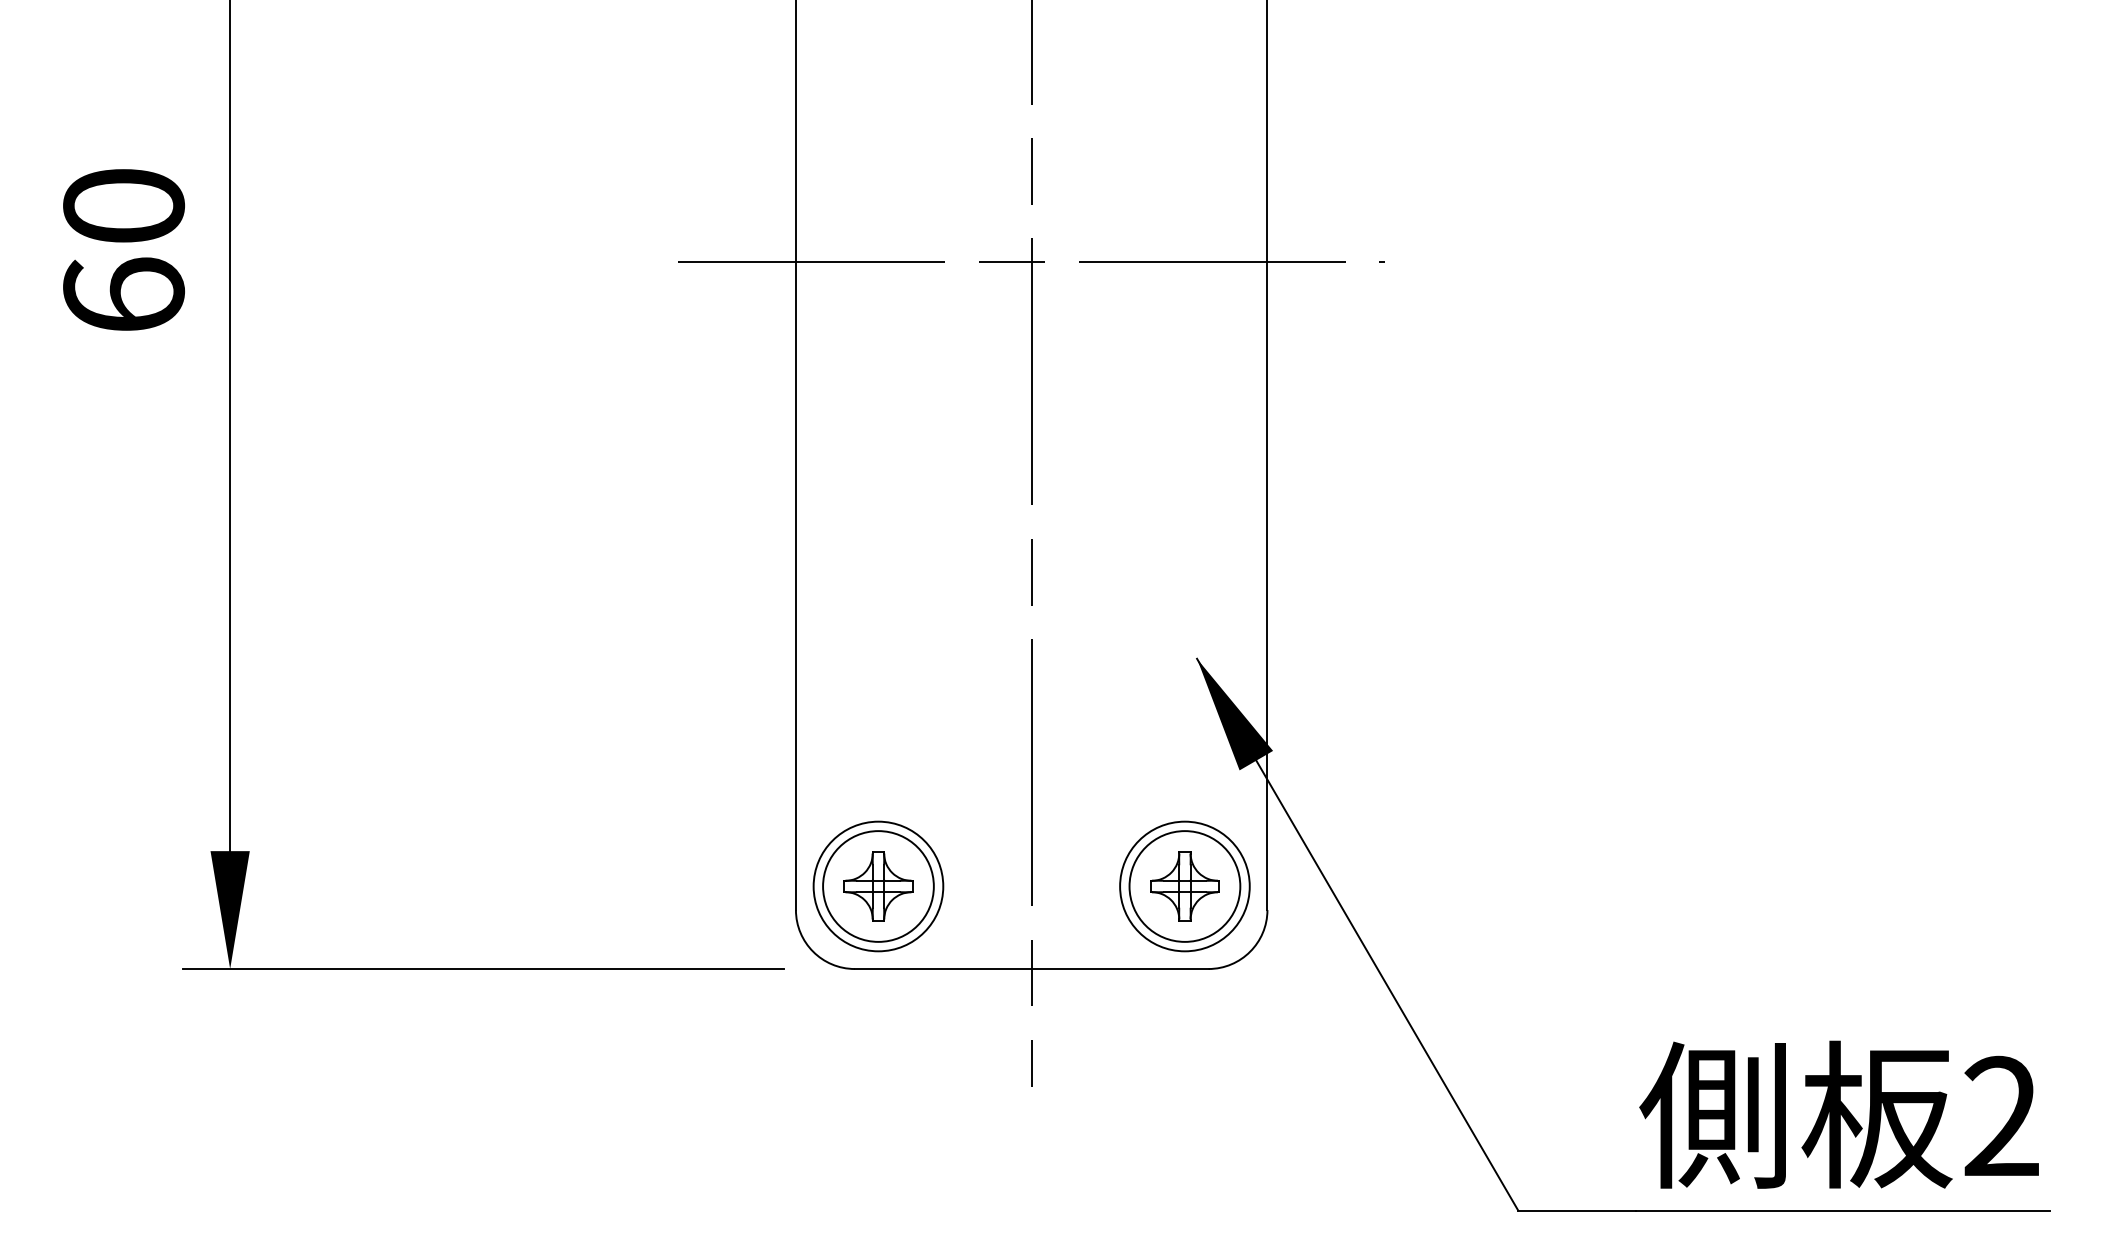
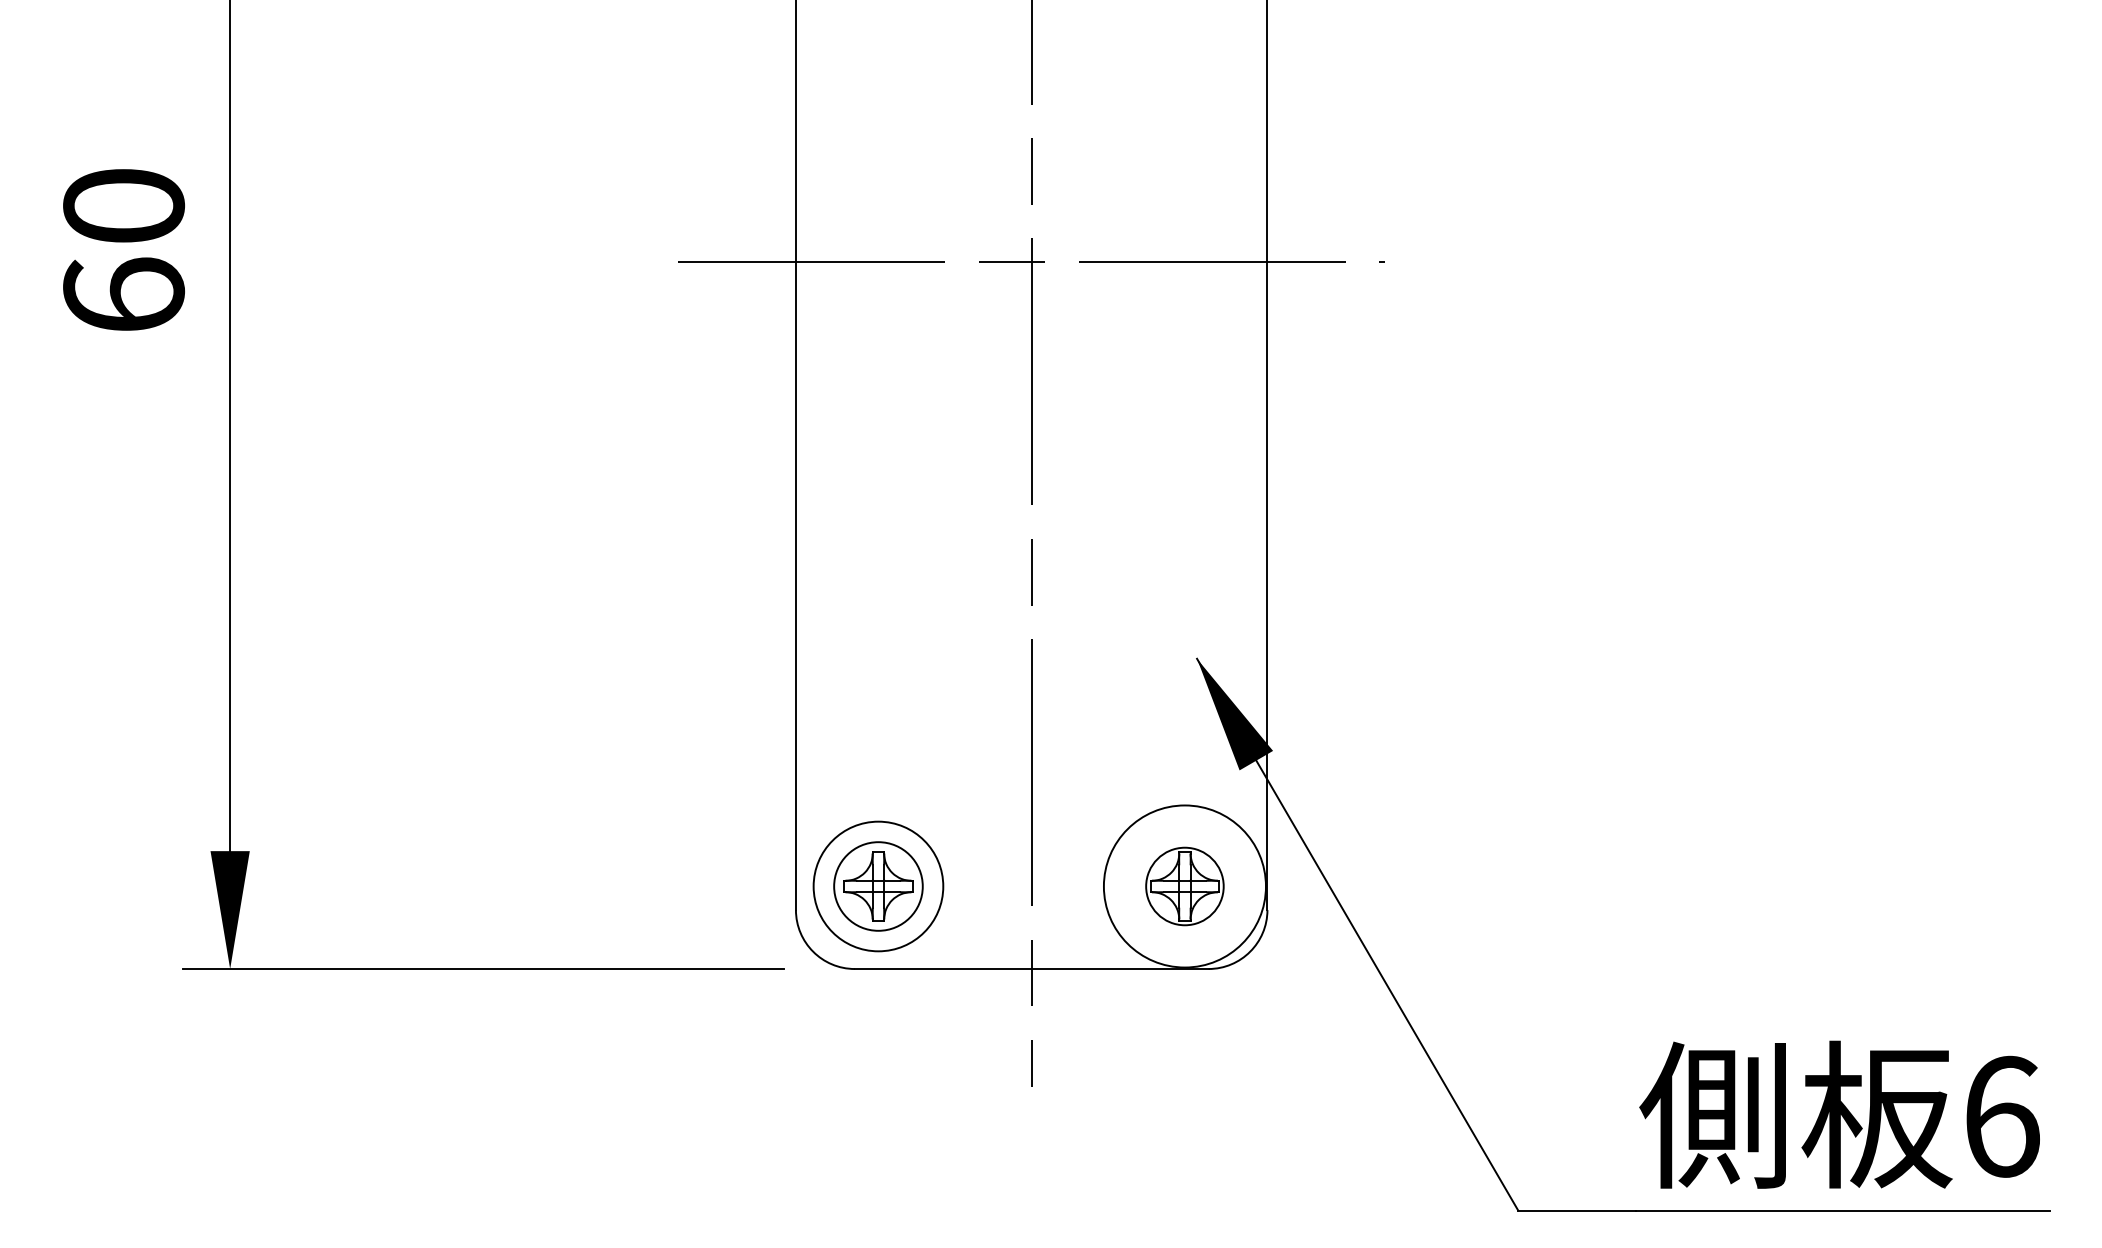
circle diameter: 111 px -> 89 px (878, 886)
circle diameter: 111 px -> 78 px (1184, 886)
circle diameter: 130 px -> 162 px (1184, 886)
text: 2 -> 6 (2001, 1116)
